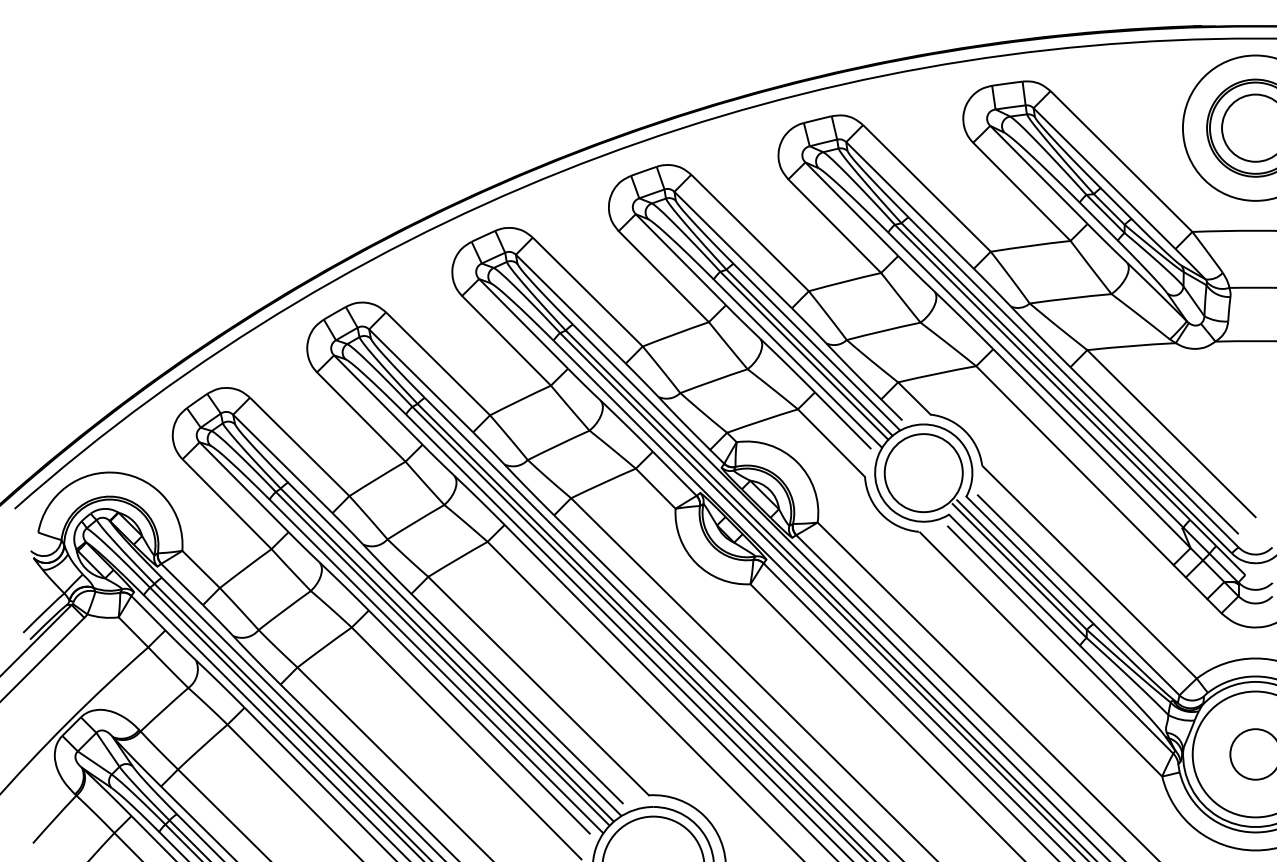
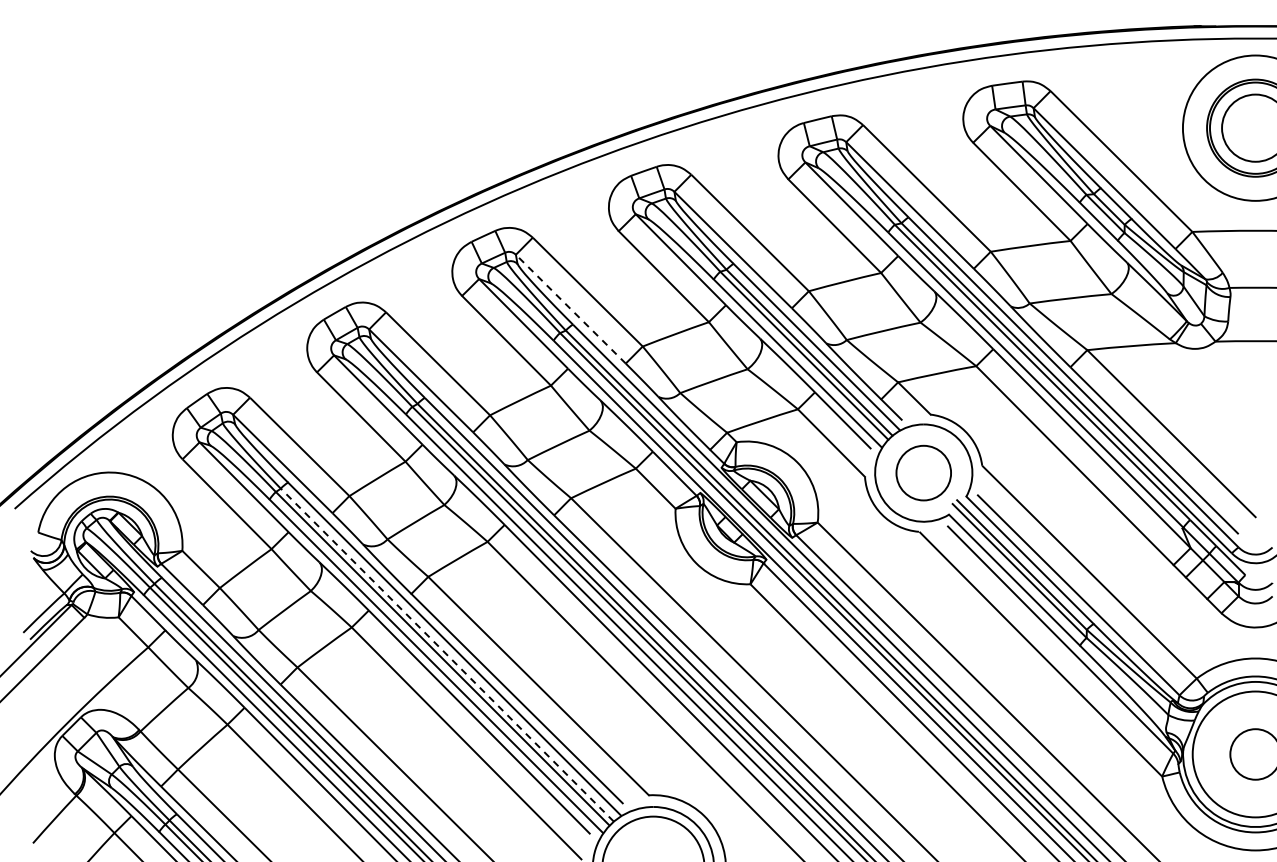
line: solid -> dashed (571, 309)
circle diameter: 78 px -> 55 px (923, 472)
line: solid -> dashed (446, 654)
